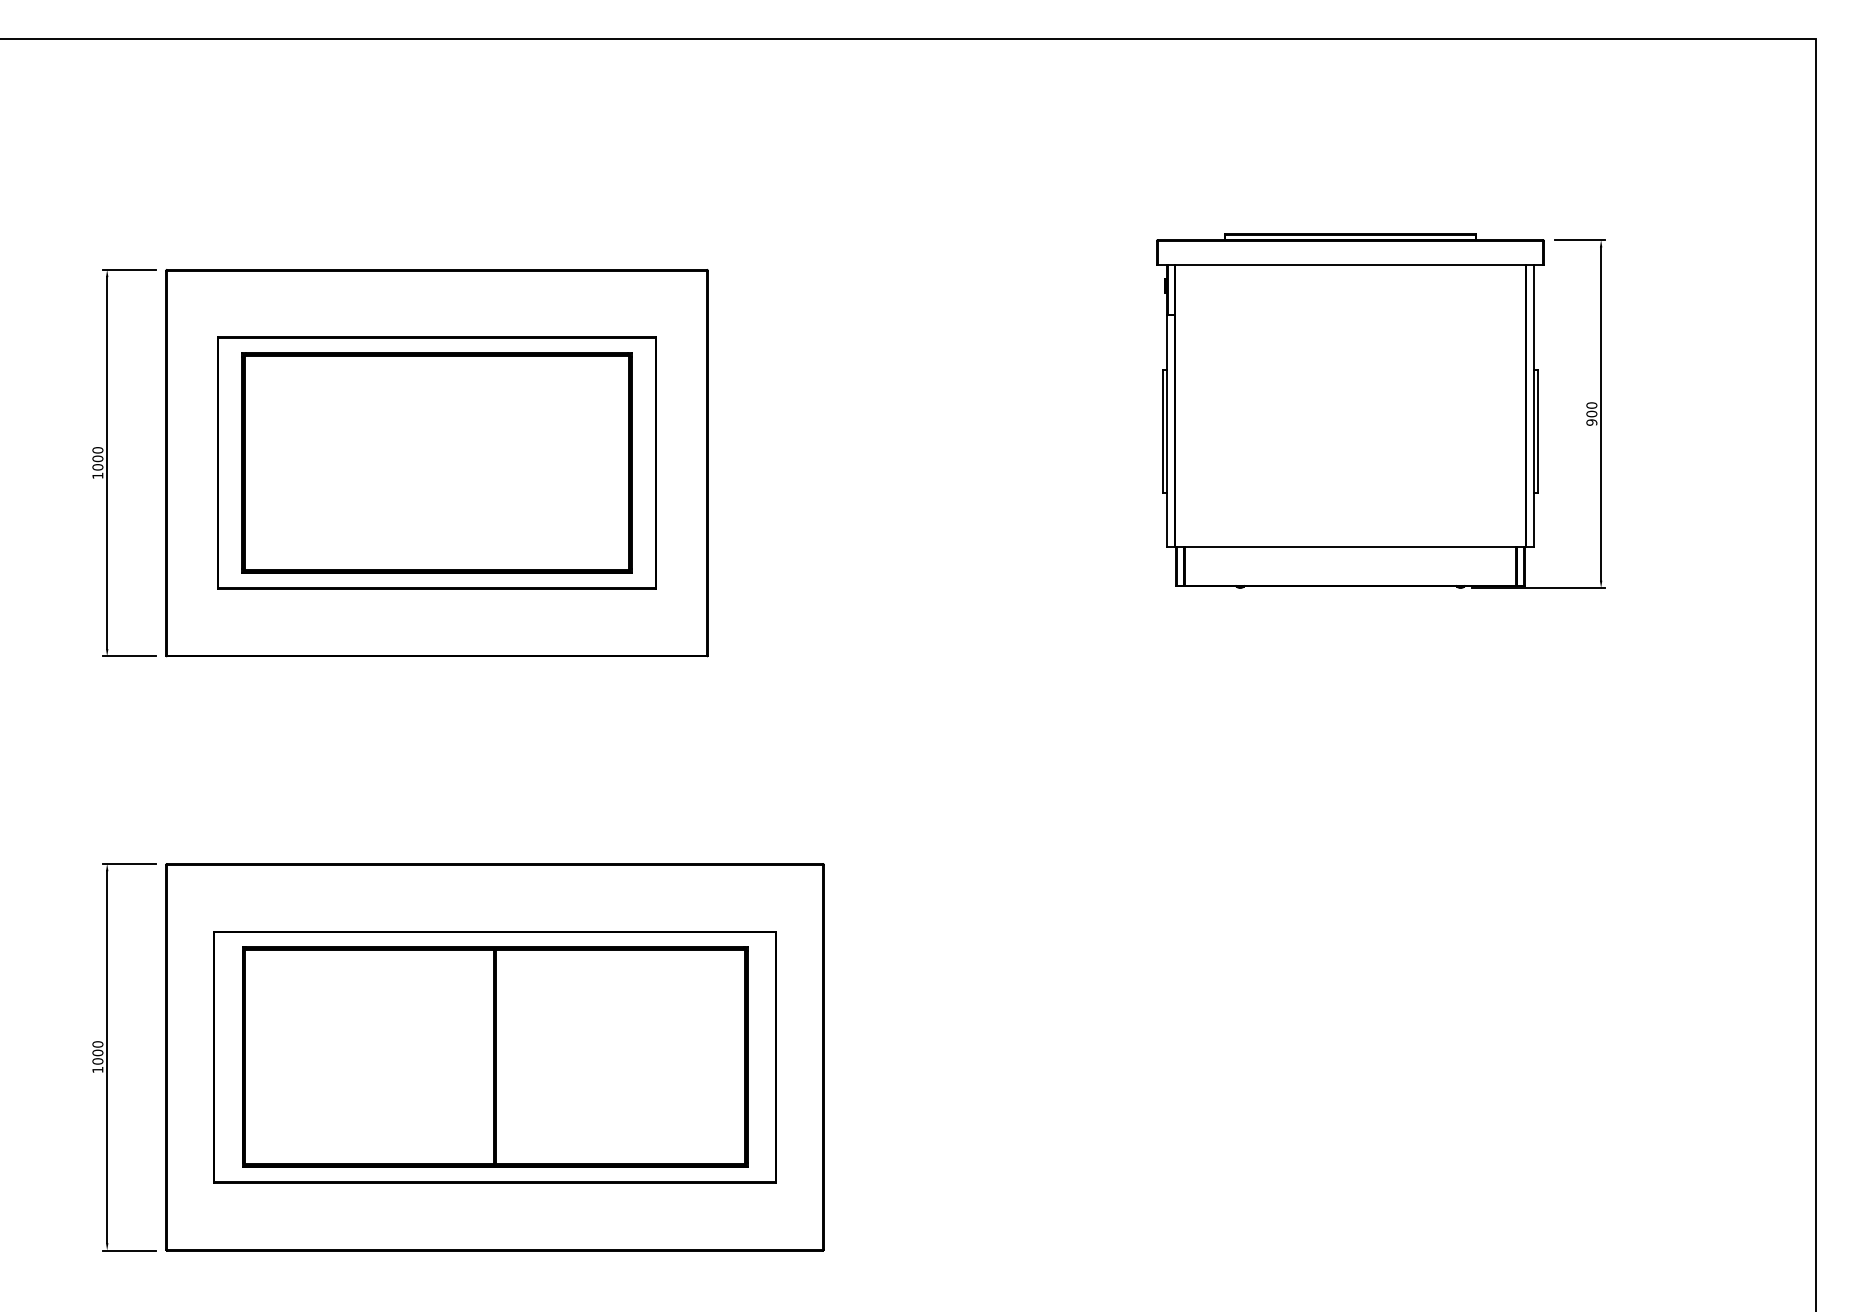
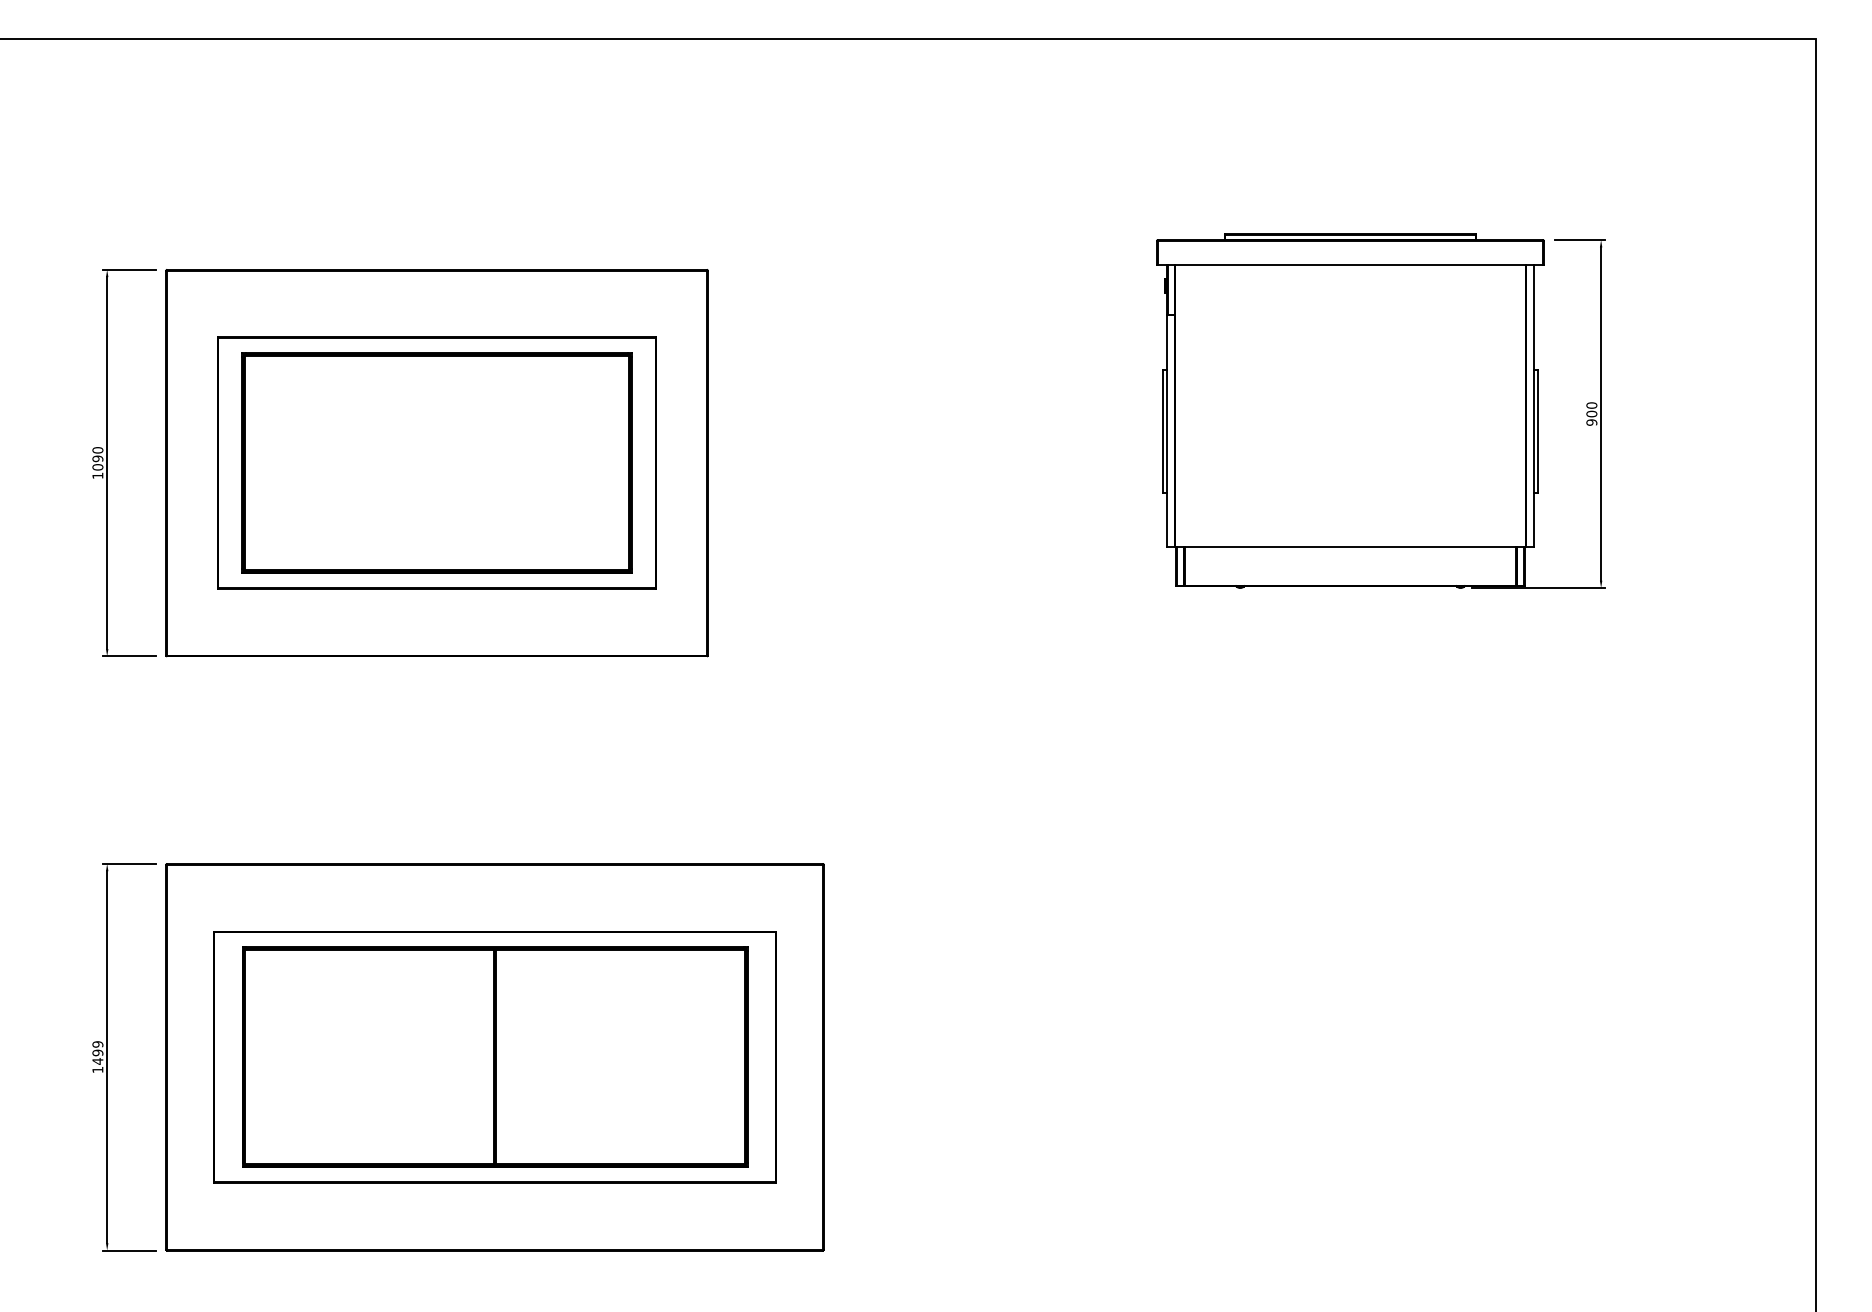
text: 1000 -> 1090 (97, 458)
text: 1000 -> 1499 (97, 1052)
